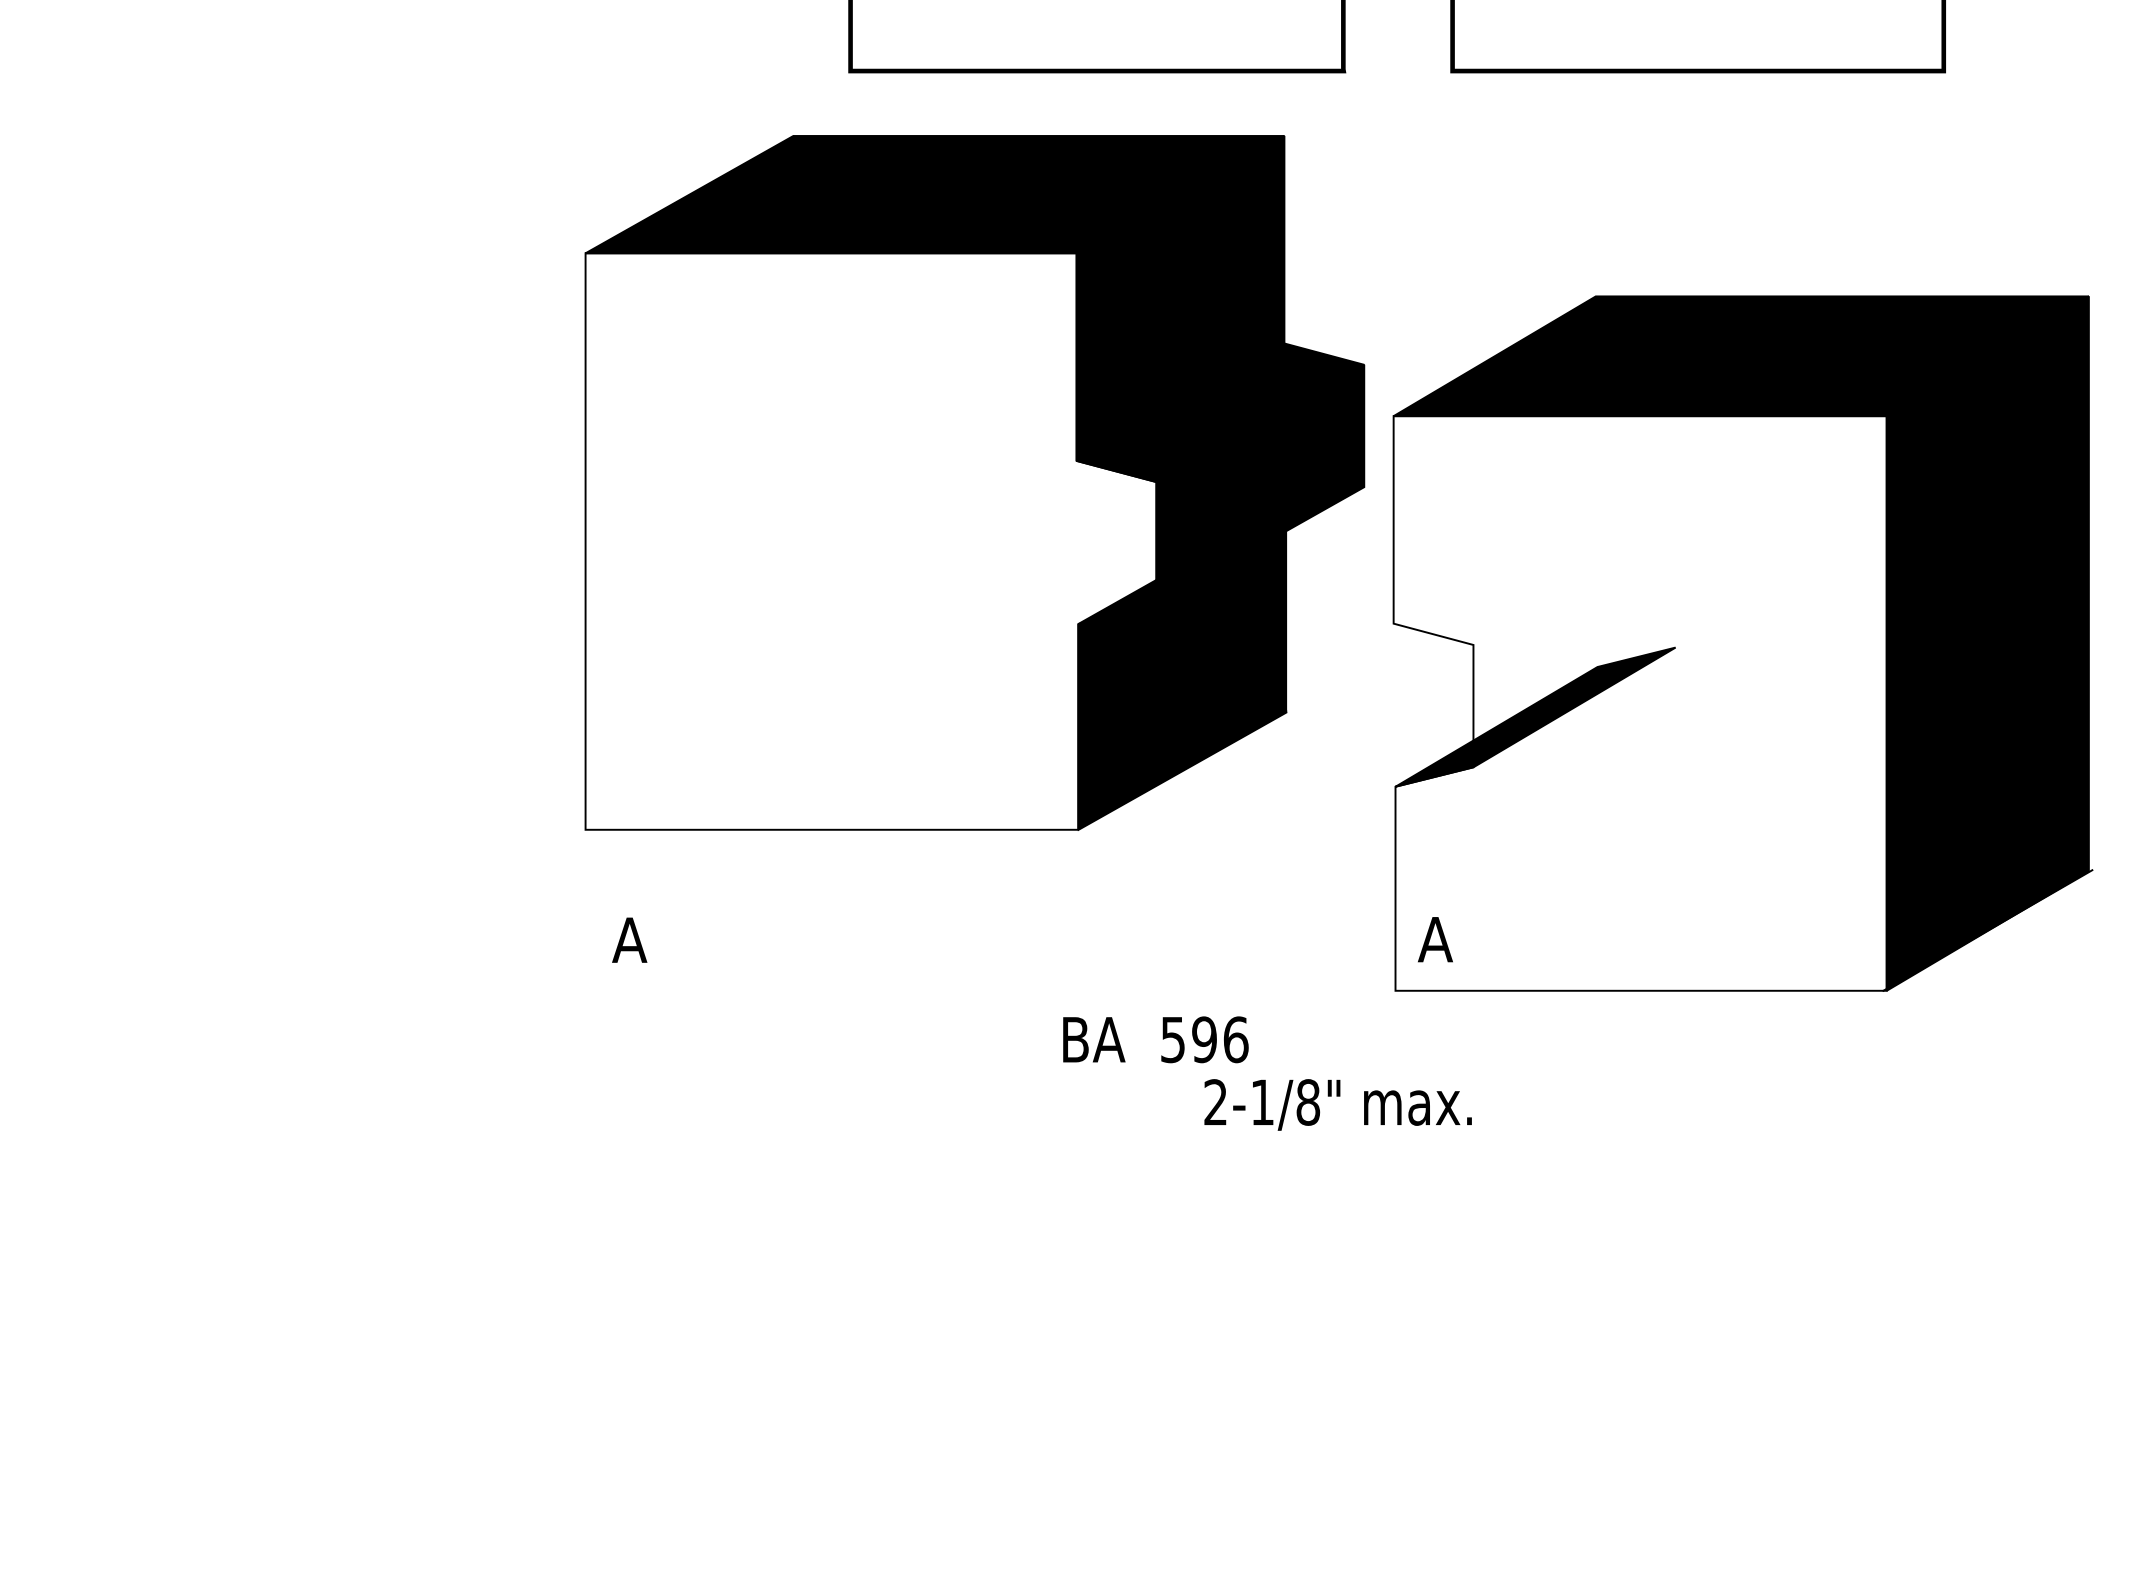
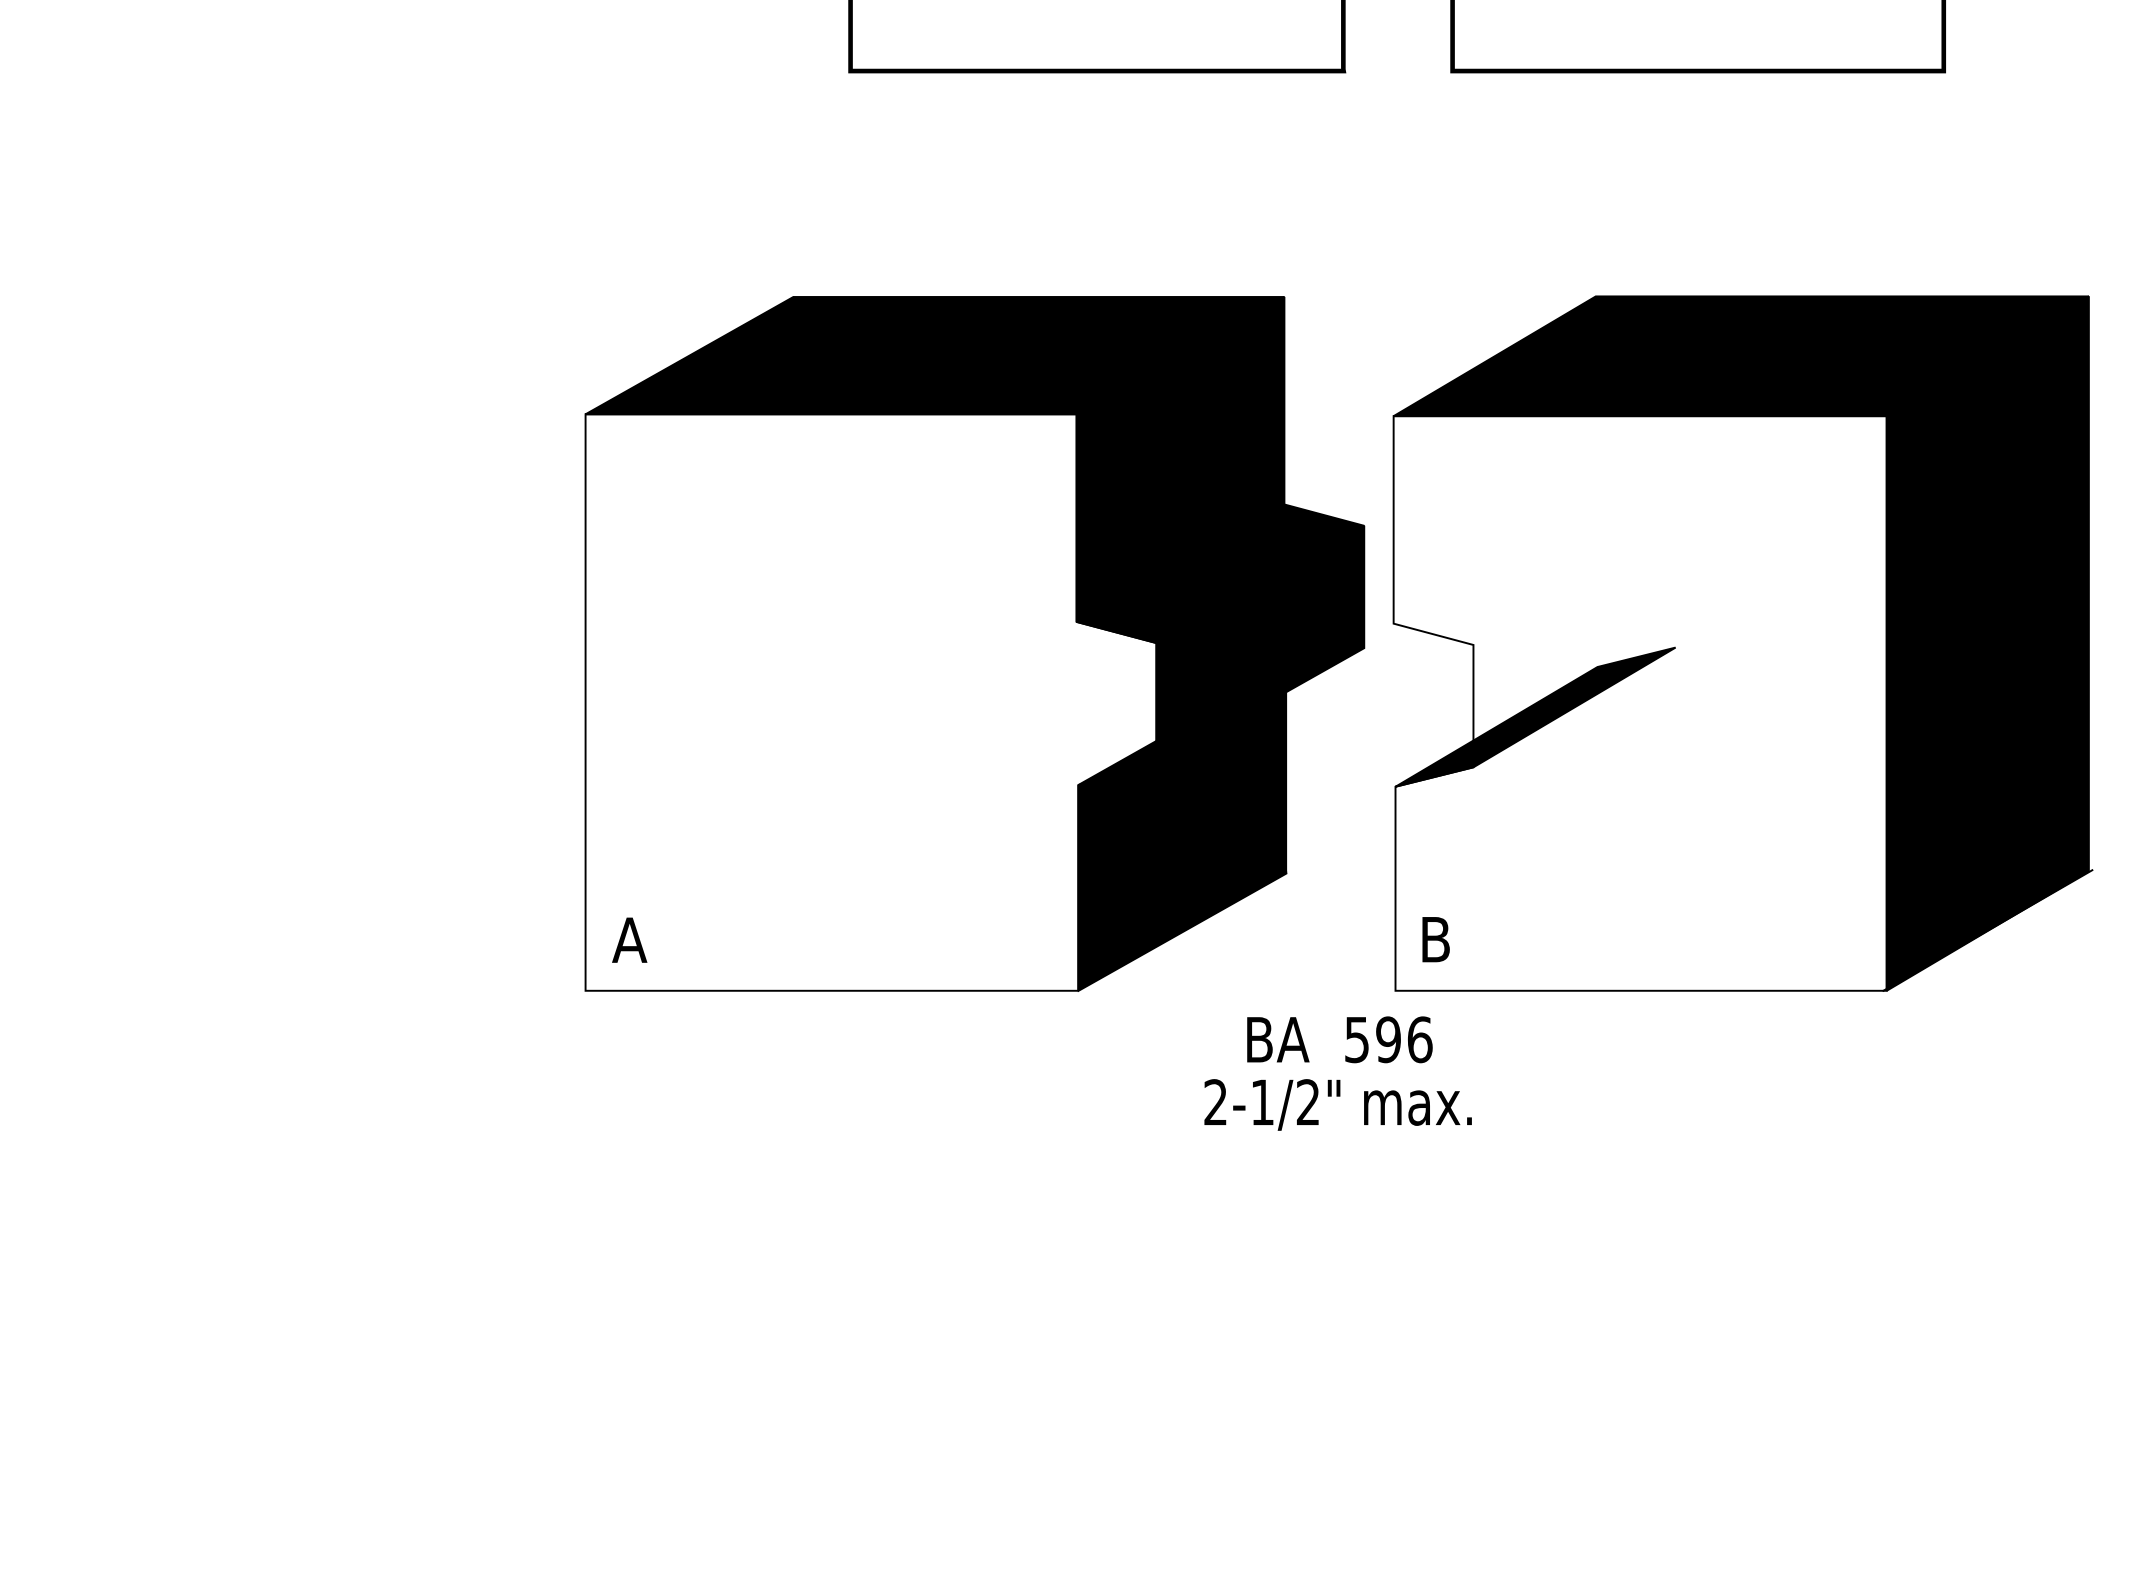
part position: (974, 482) -> (974, 643) (974, 643)
text: A -> B (1435, 939)
text position: (1155, 1039) -> (1339, 1039) (1339, 1039)
text: 2-1/8" -> 2-1/2" (1308, 1102)
